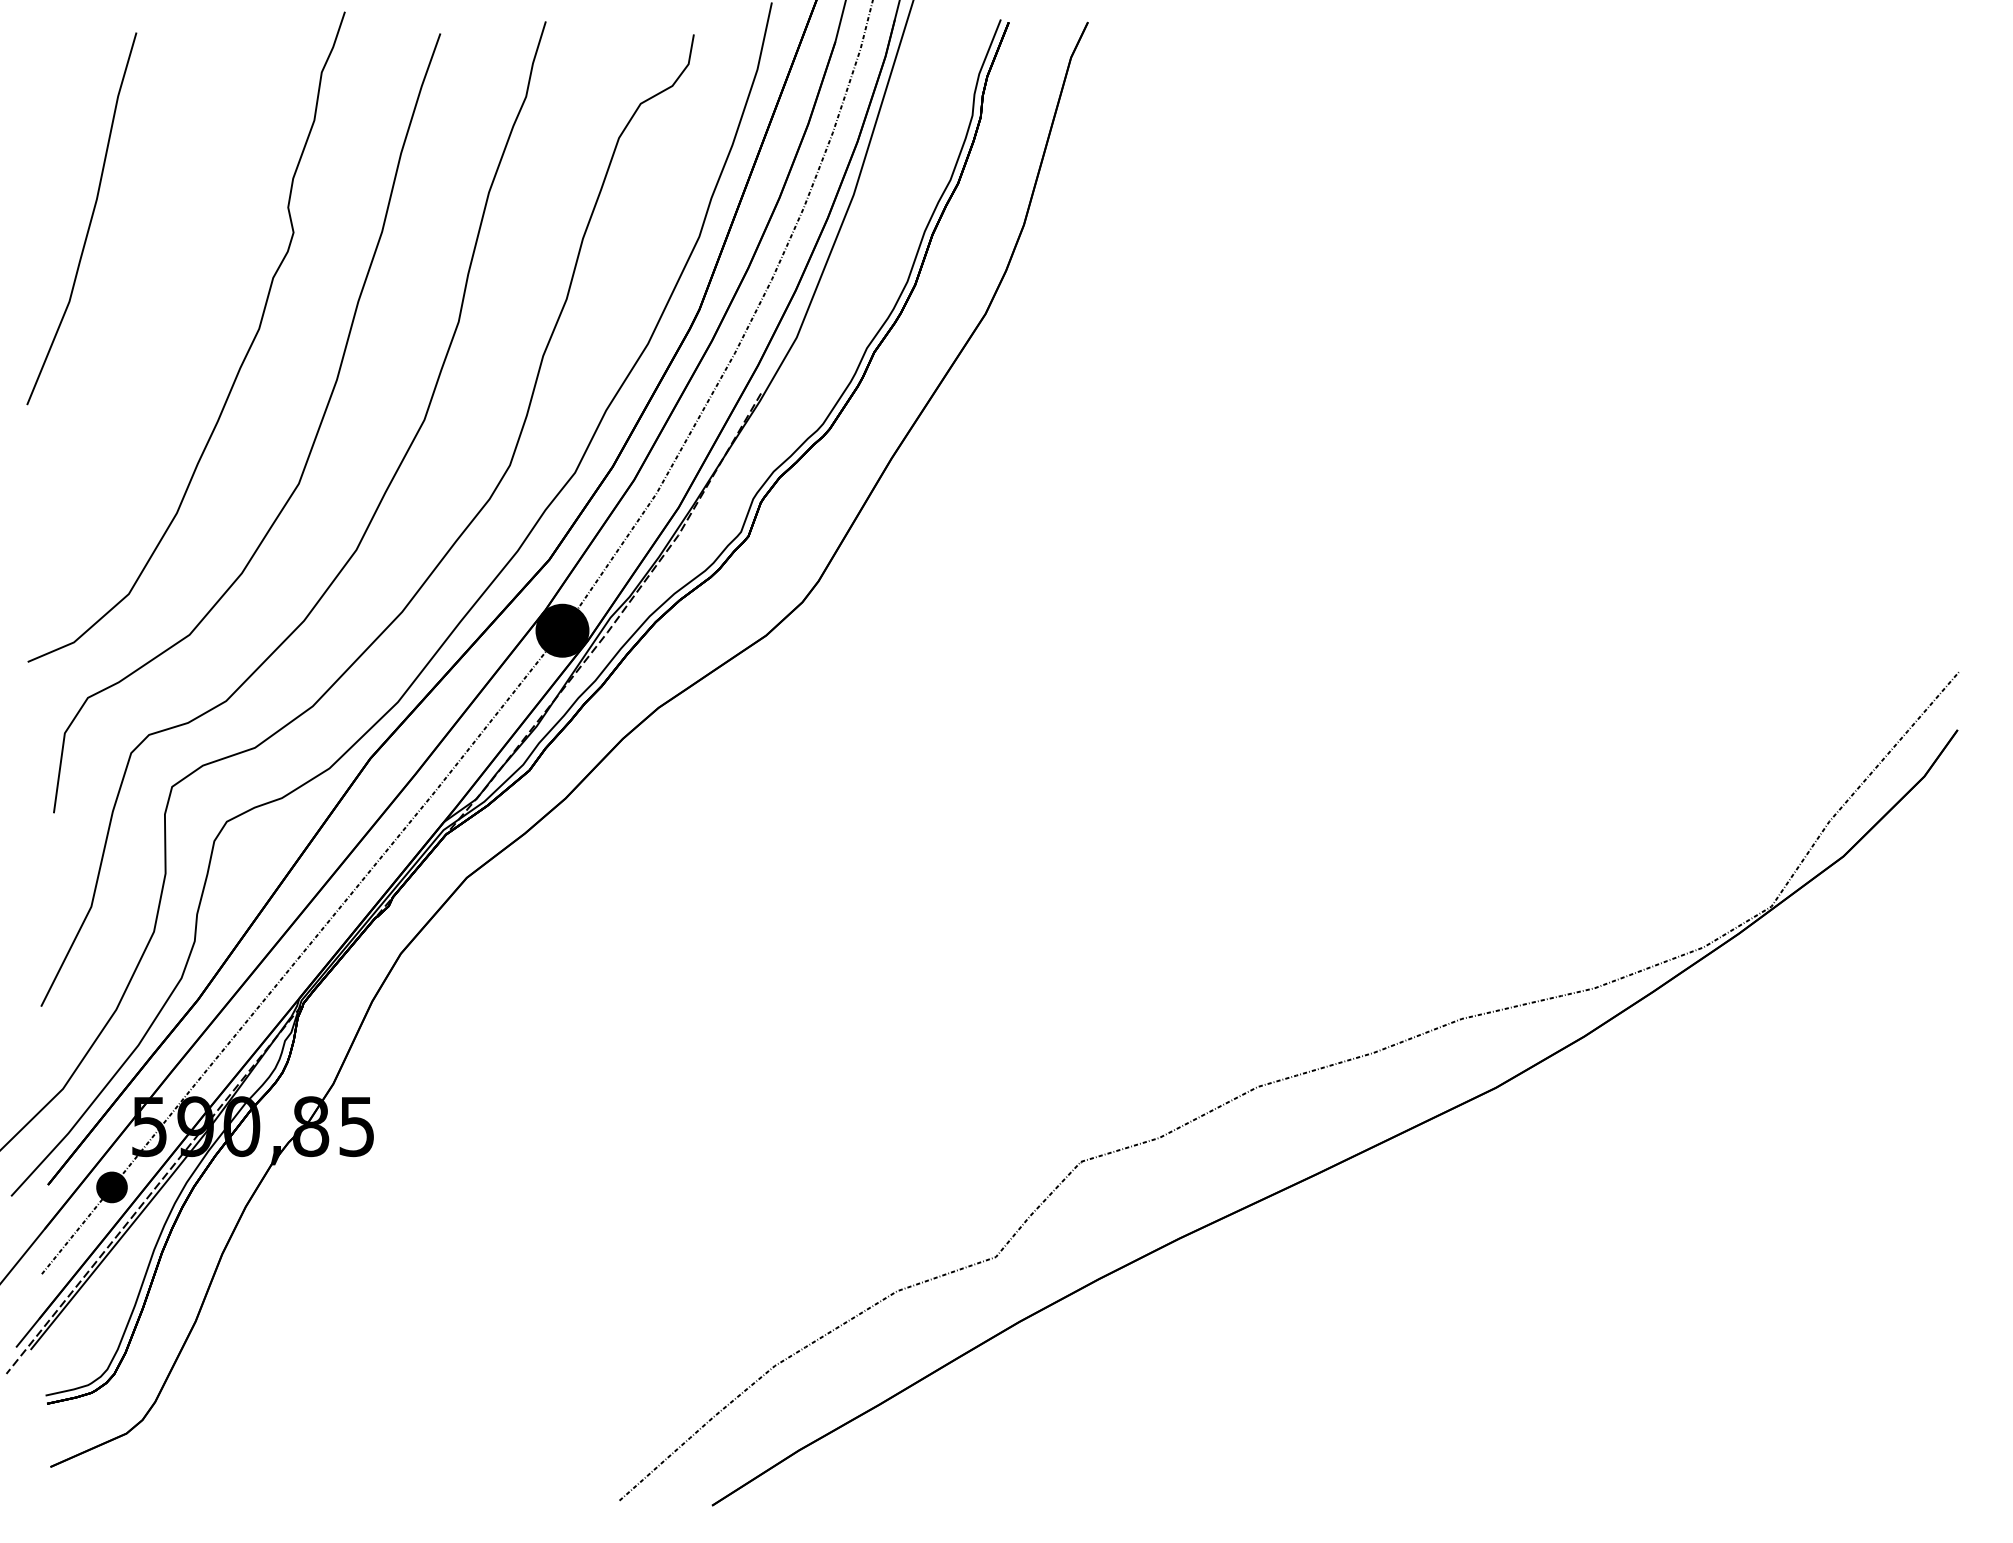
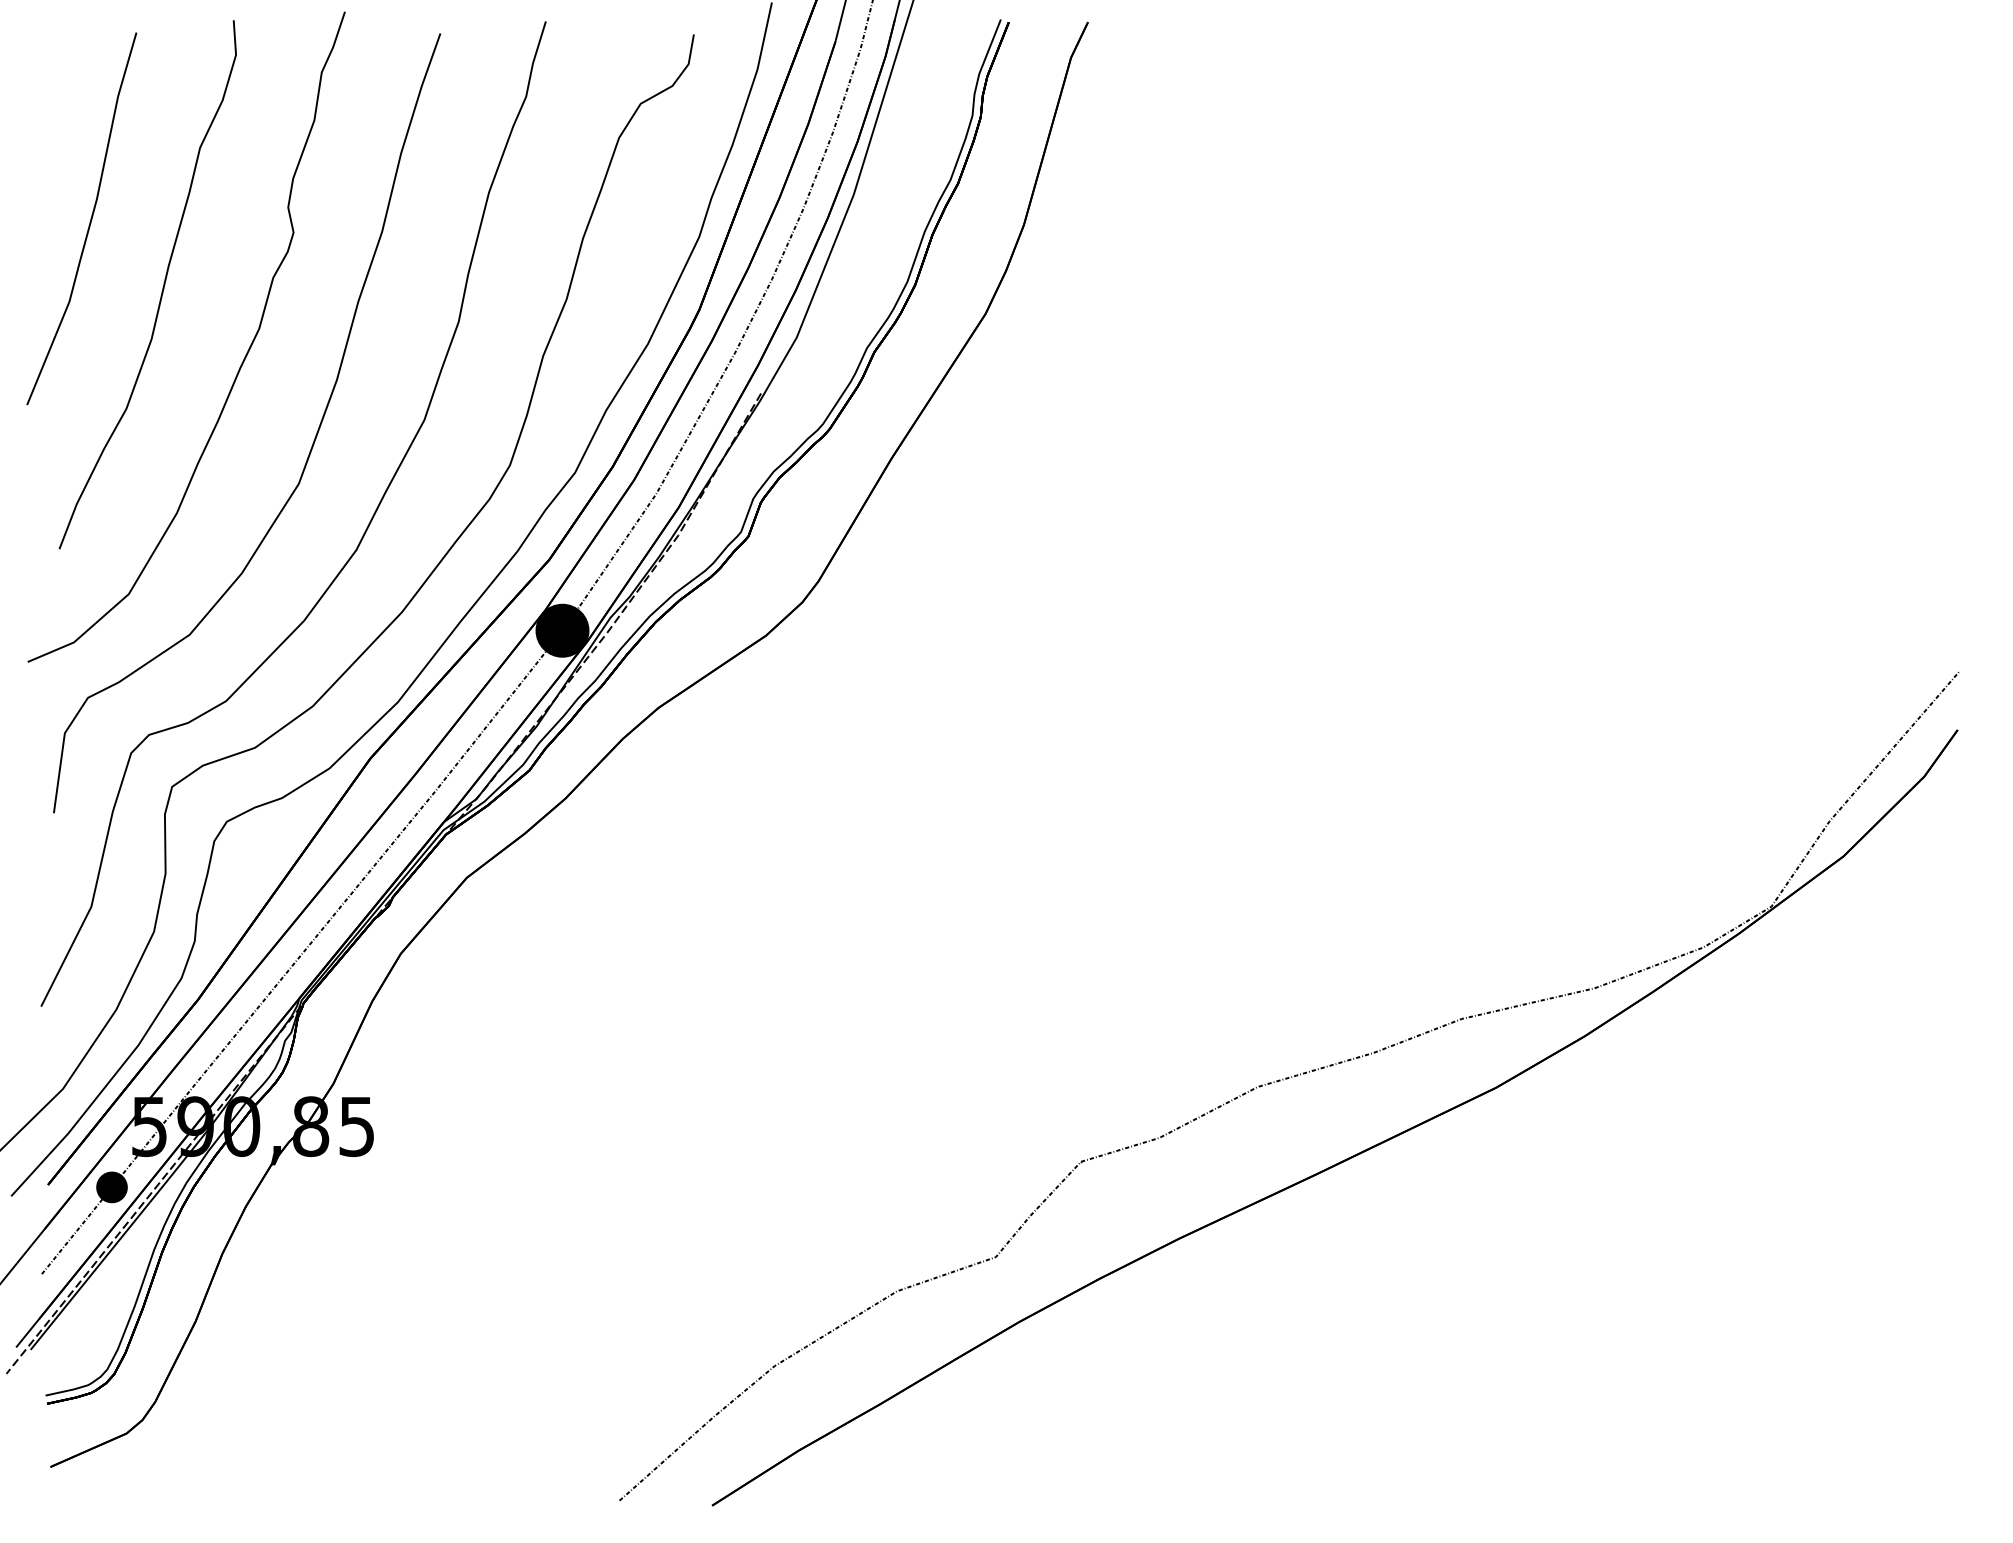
part: none -> present (162, 287)
